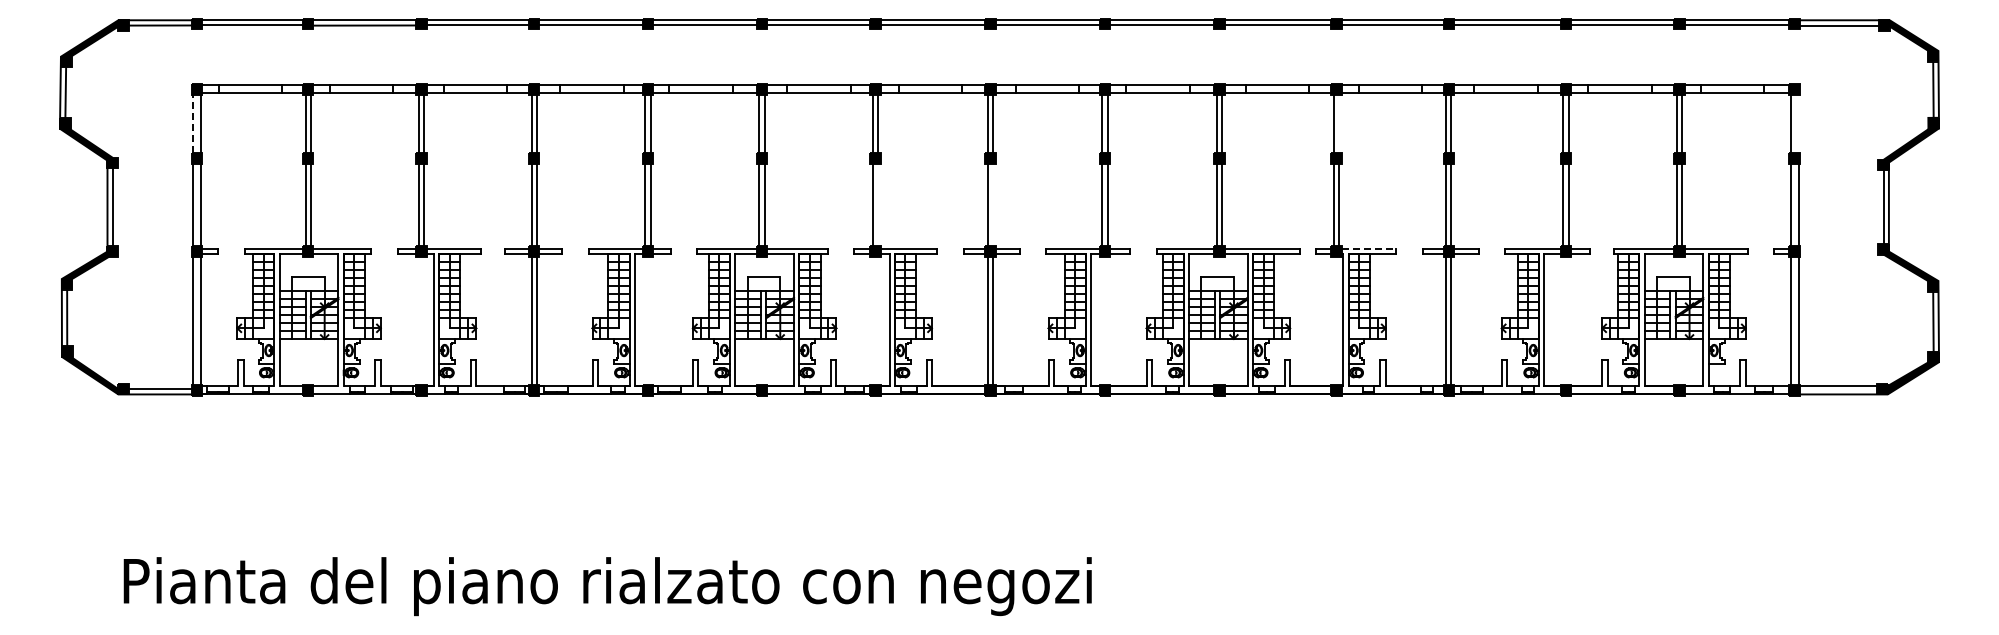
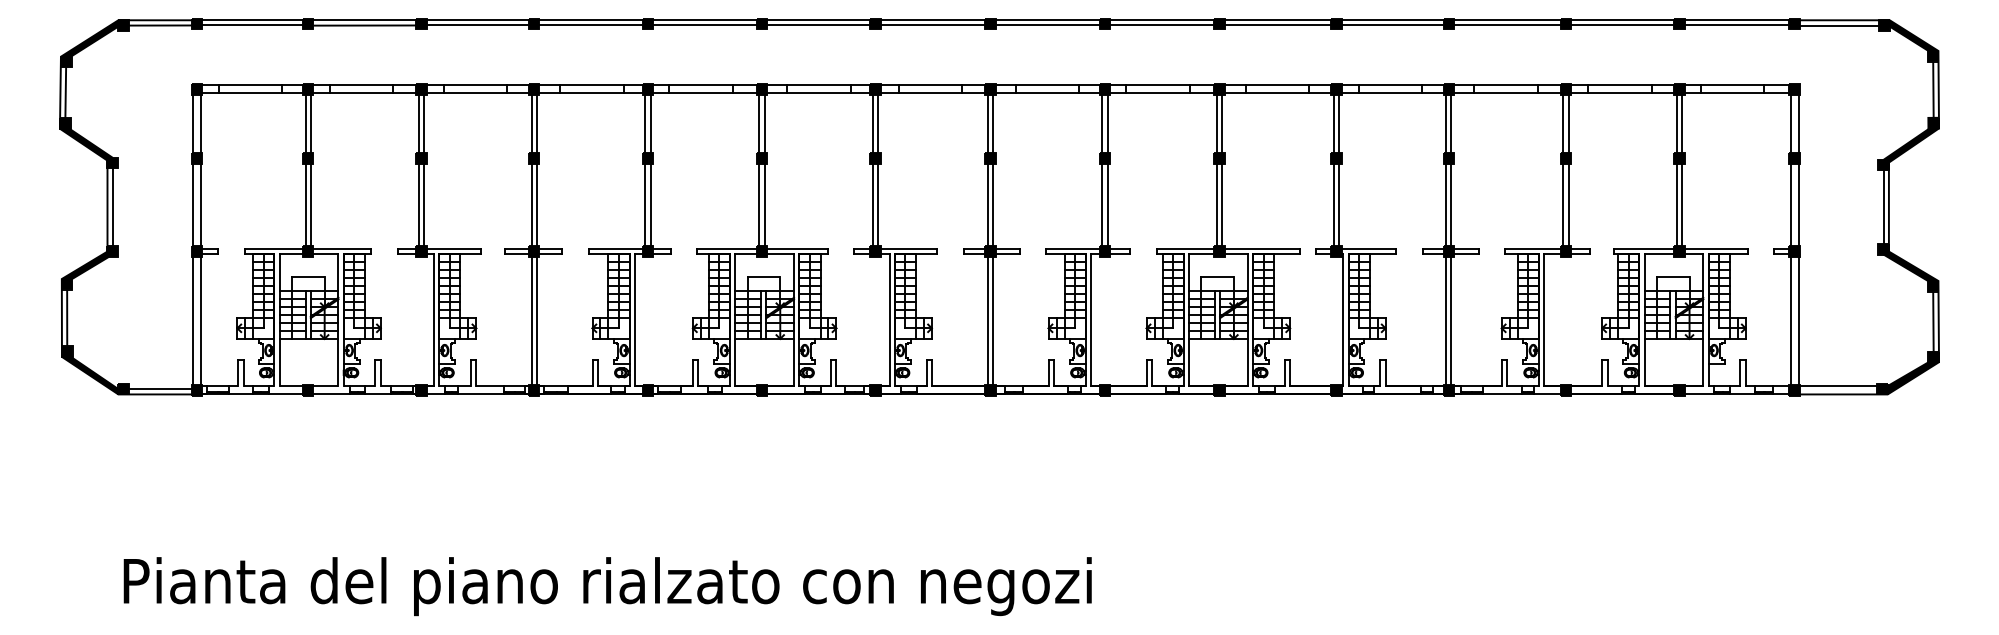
line: dashed -> solid (193, 123)
line: none -> present (1339, 123)
line: none -> present (1798, 123)
line: none -> present (878, 204)
line: none -> present (992, 204)
line: dashed -> solid (1369, 248)
